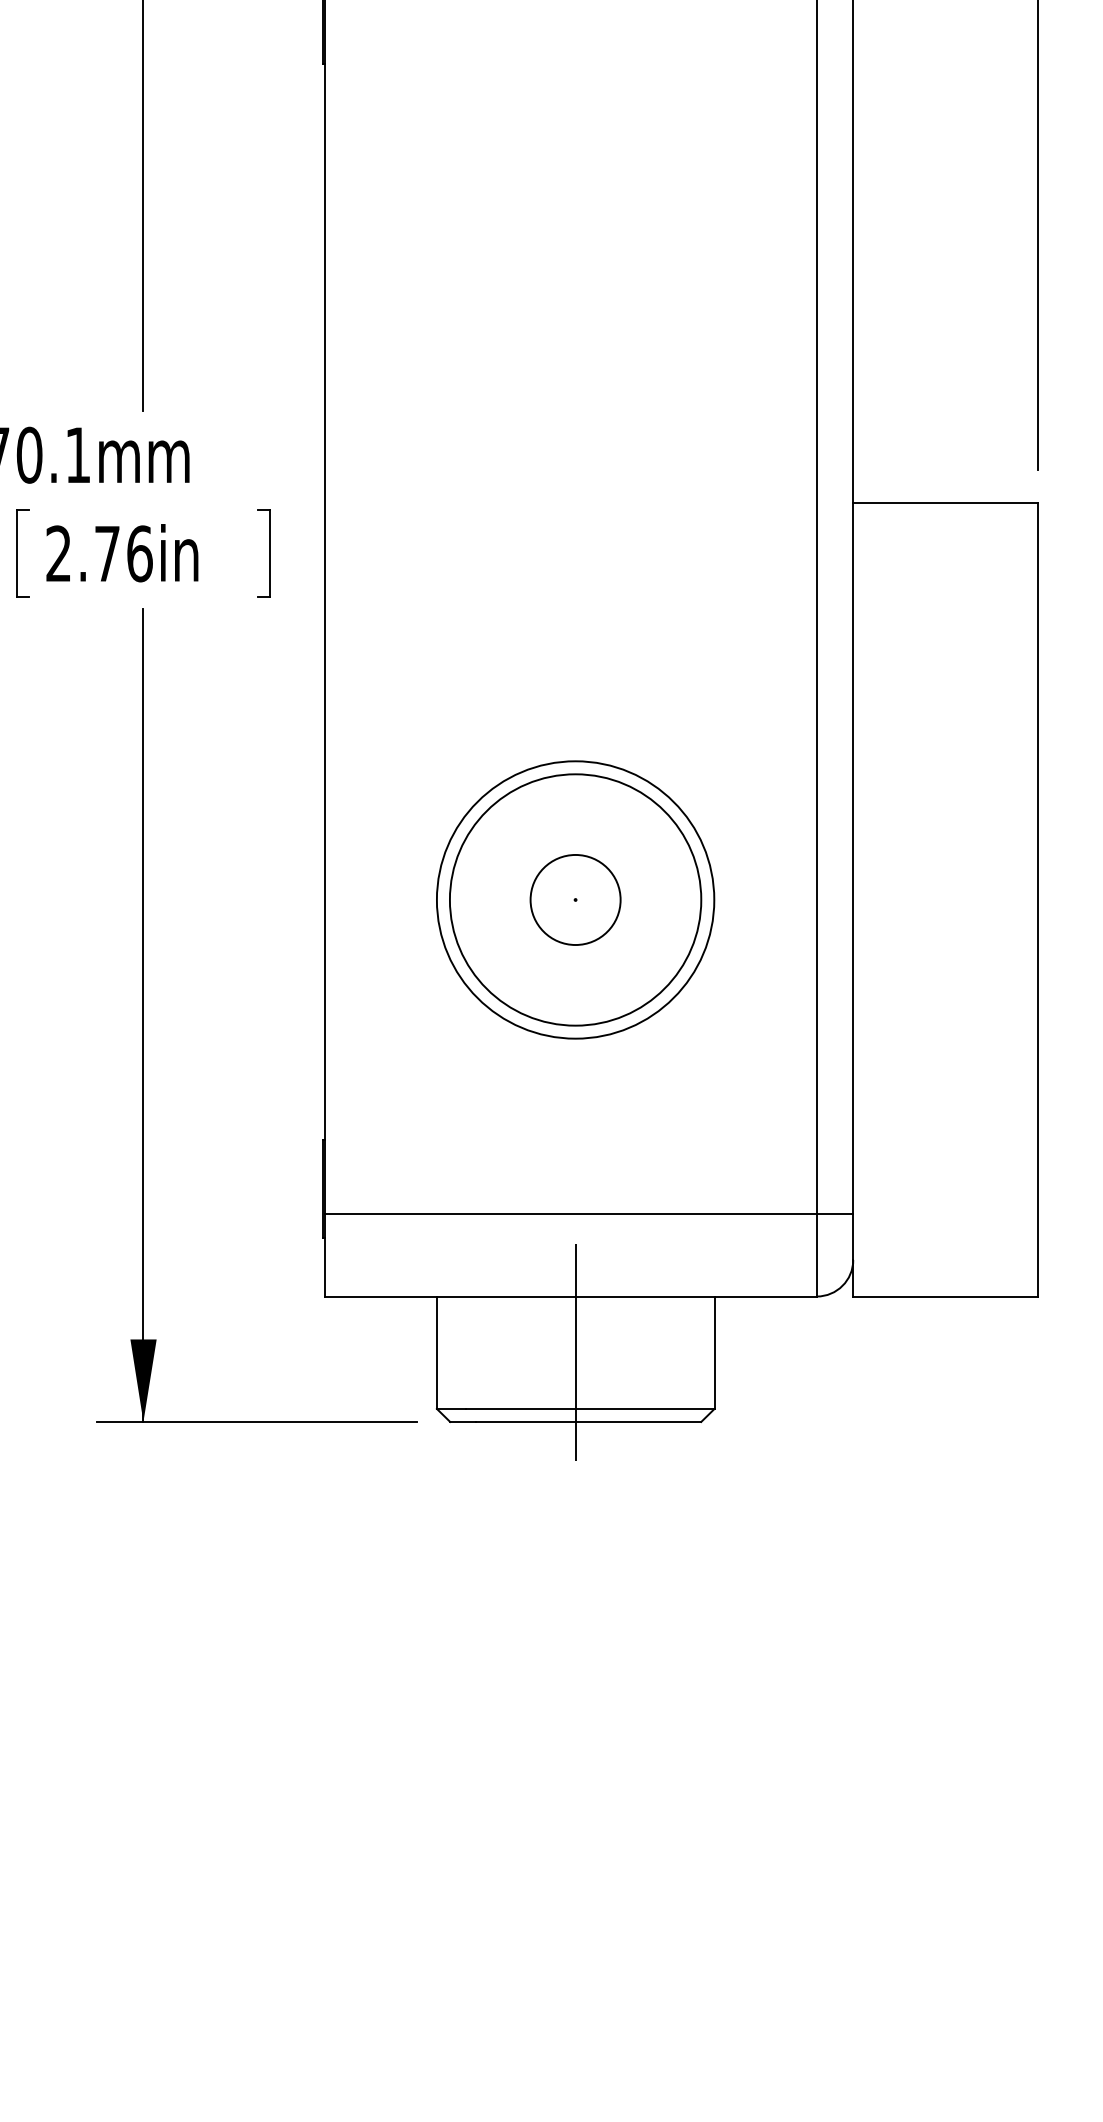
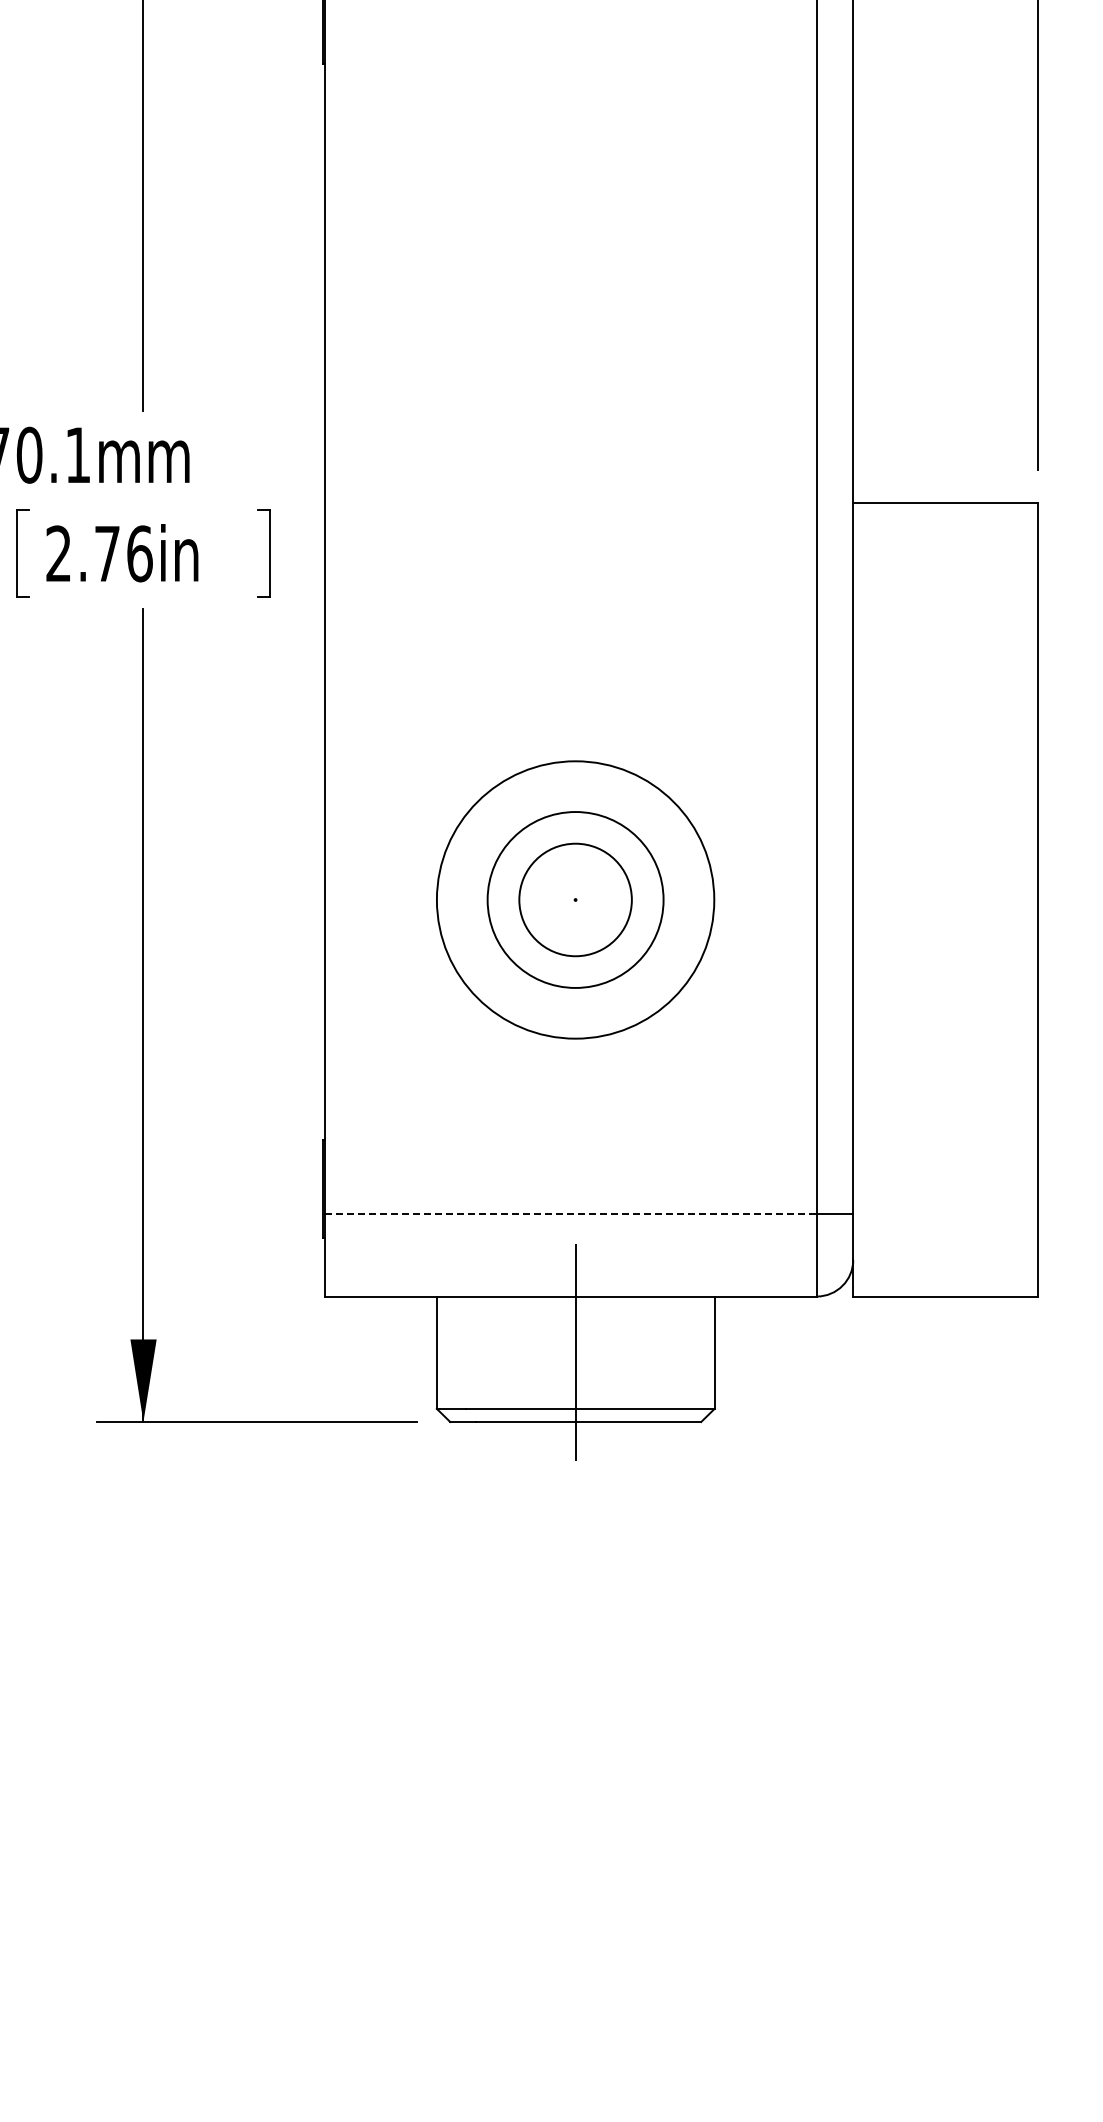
circle diameter: 251 px -> 176 px (575, 899)
circle diameter: 90 px -> 113 px (575, 899)
line: solid -> dashed (571, 1213)
